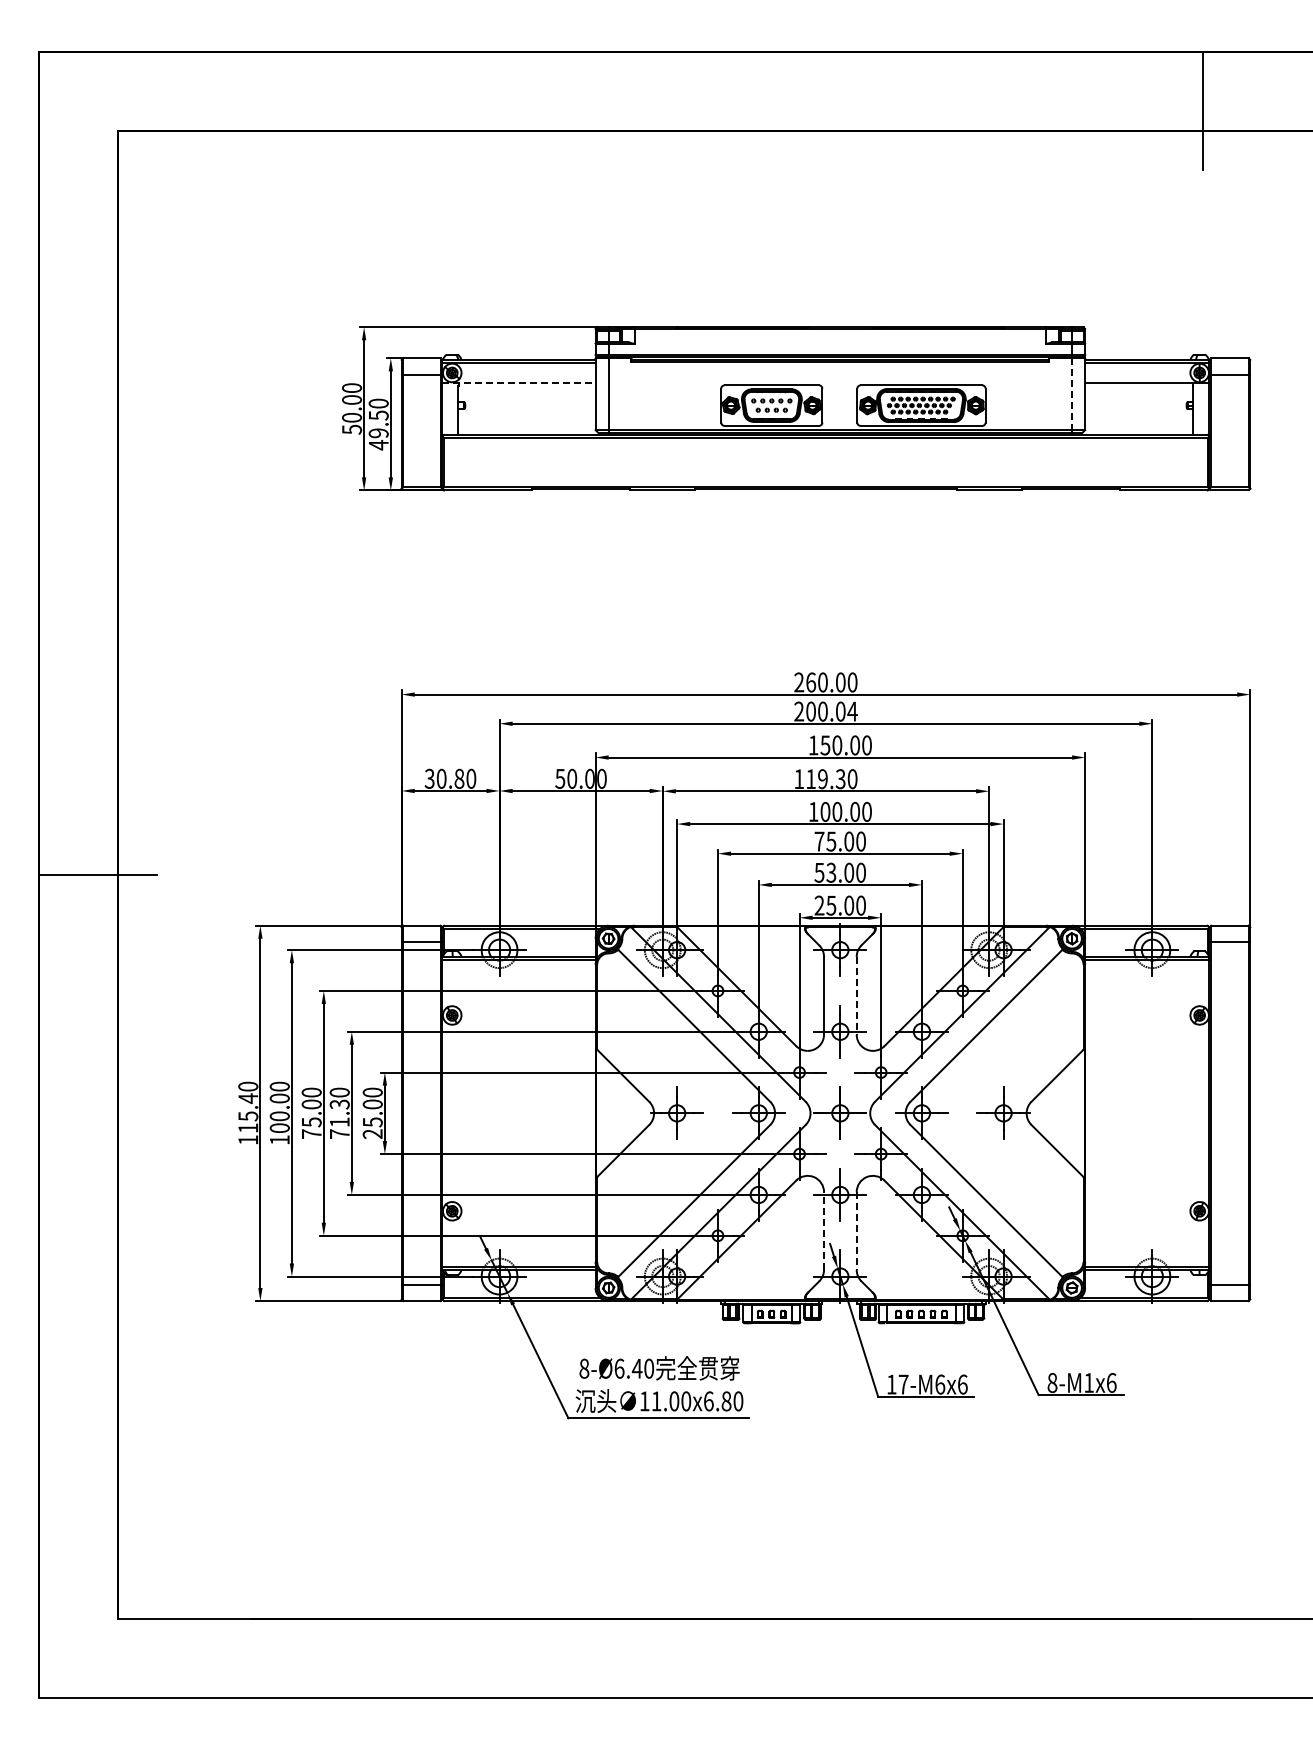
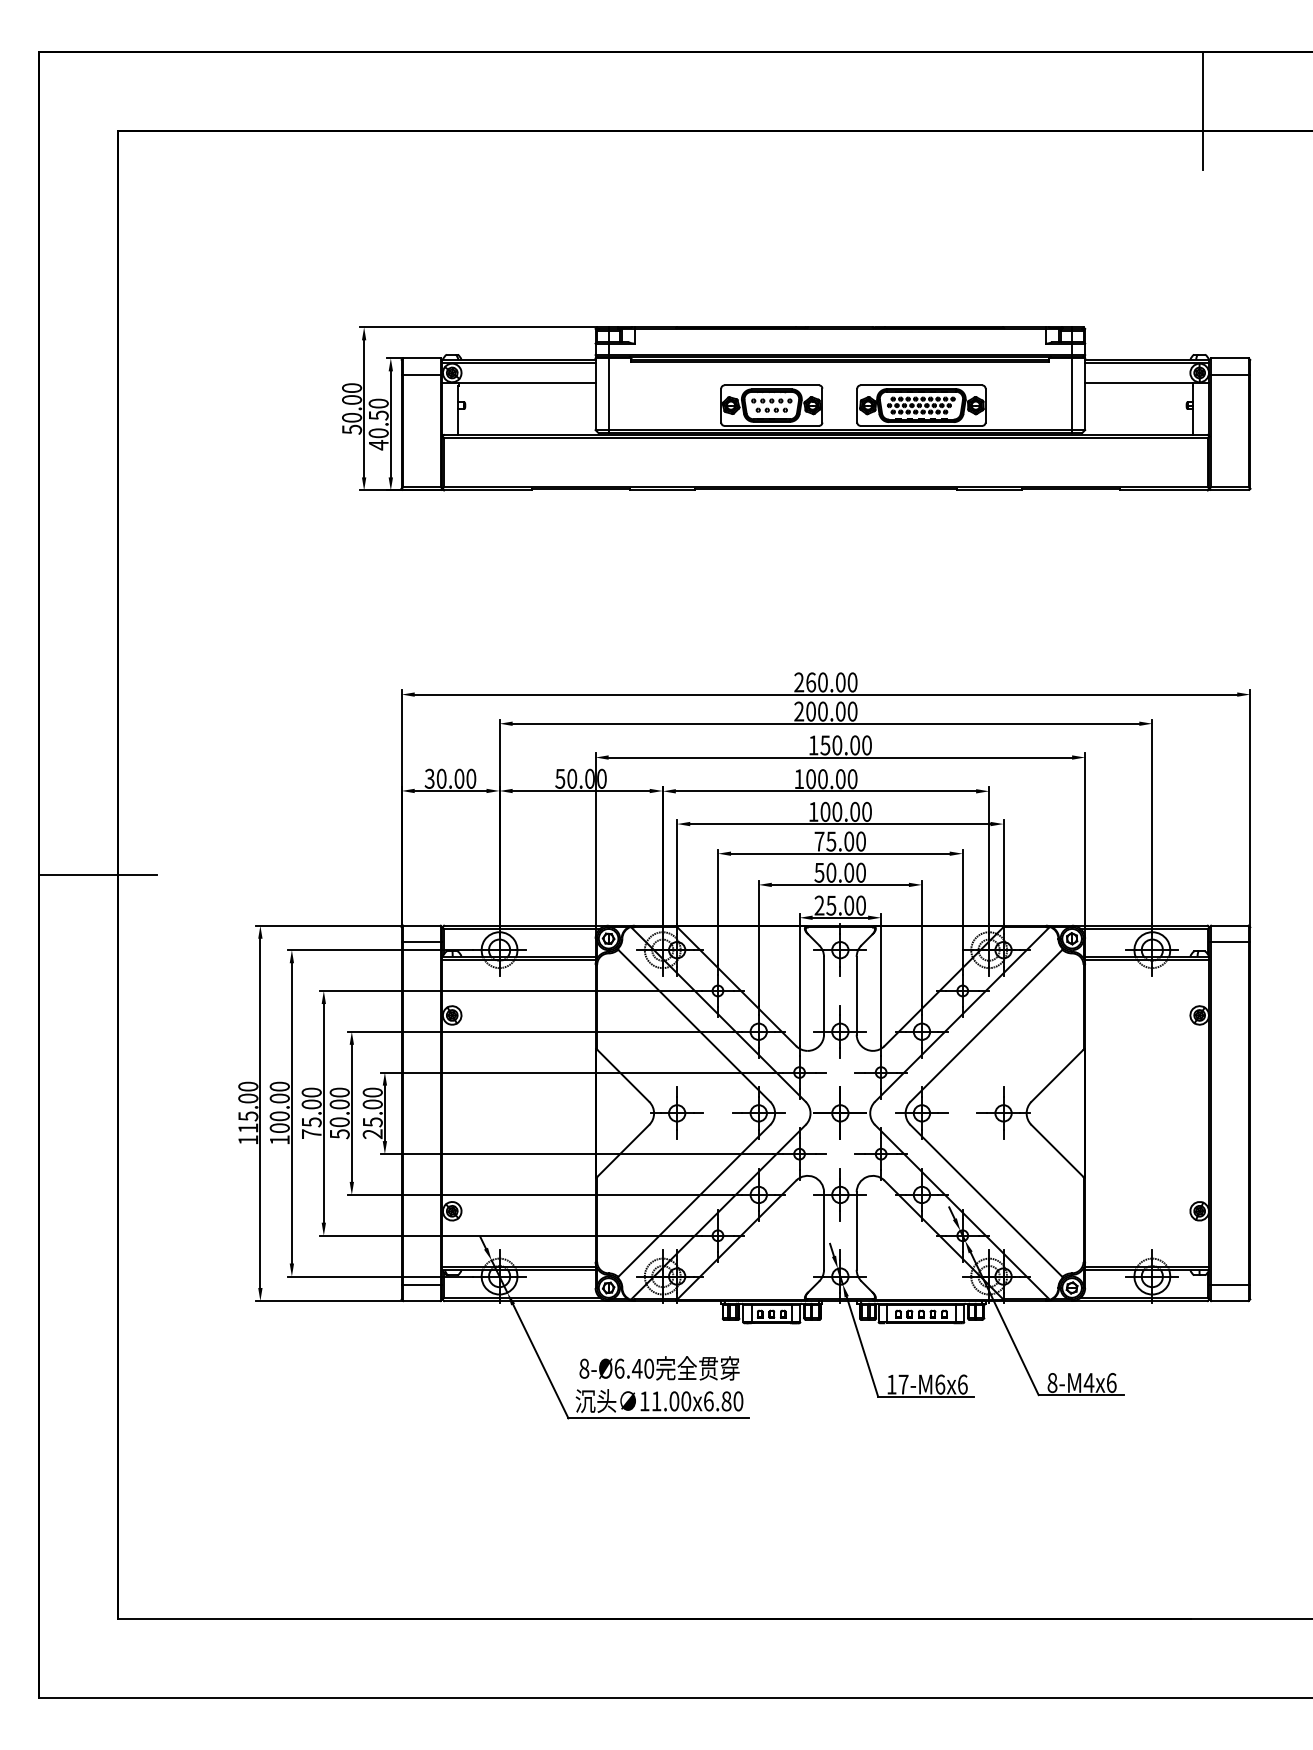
line: dashed -> solid (519, 382)
line: dashed -> solid (1072, 394)
text: 49.50 -> 40.50 (378, 433)
text: 200.04 -> 200.00 (852, 711)
text: 30.80 -> 30.00 (459, 778)
text: 119.30 -> 100.00 (825, 779)
text: 53.00 -> 50.00 (831, 872)
line: dashed -> solid (856, 995)
text: 115.40 -> 115.00 (248, 1098)
text: 71.30 -> 50.00 (339, 1119)
line: dashed -> solid (824, 1230)
line: dashed -> solid (856, 1230)
text: 8-M1 -> 8-M4 (1088, 1382)
